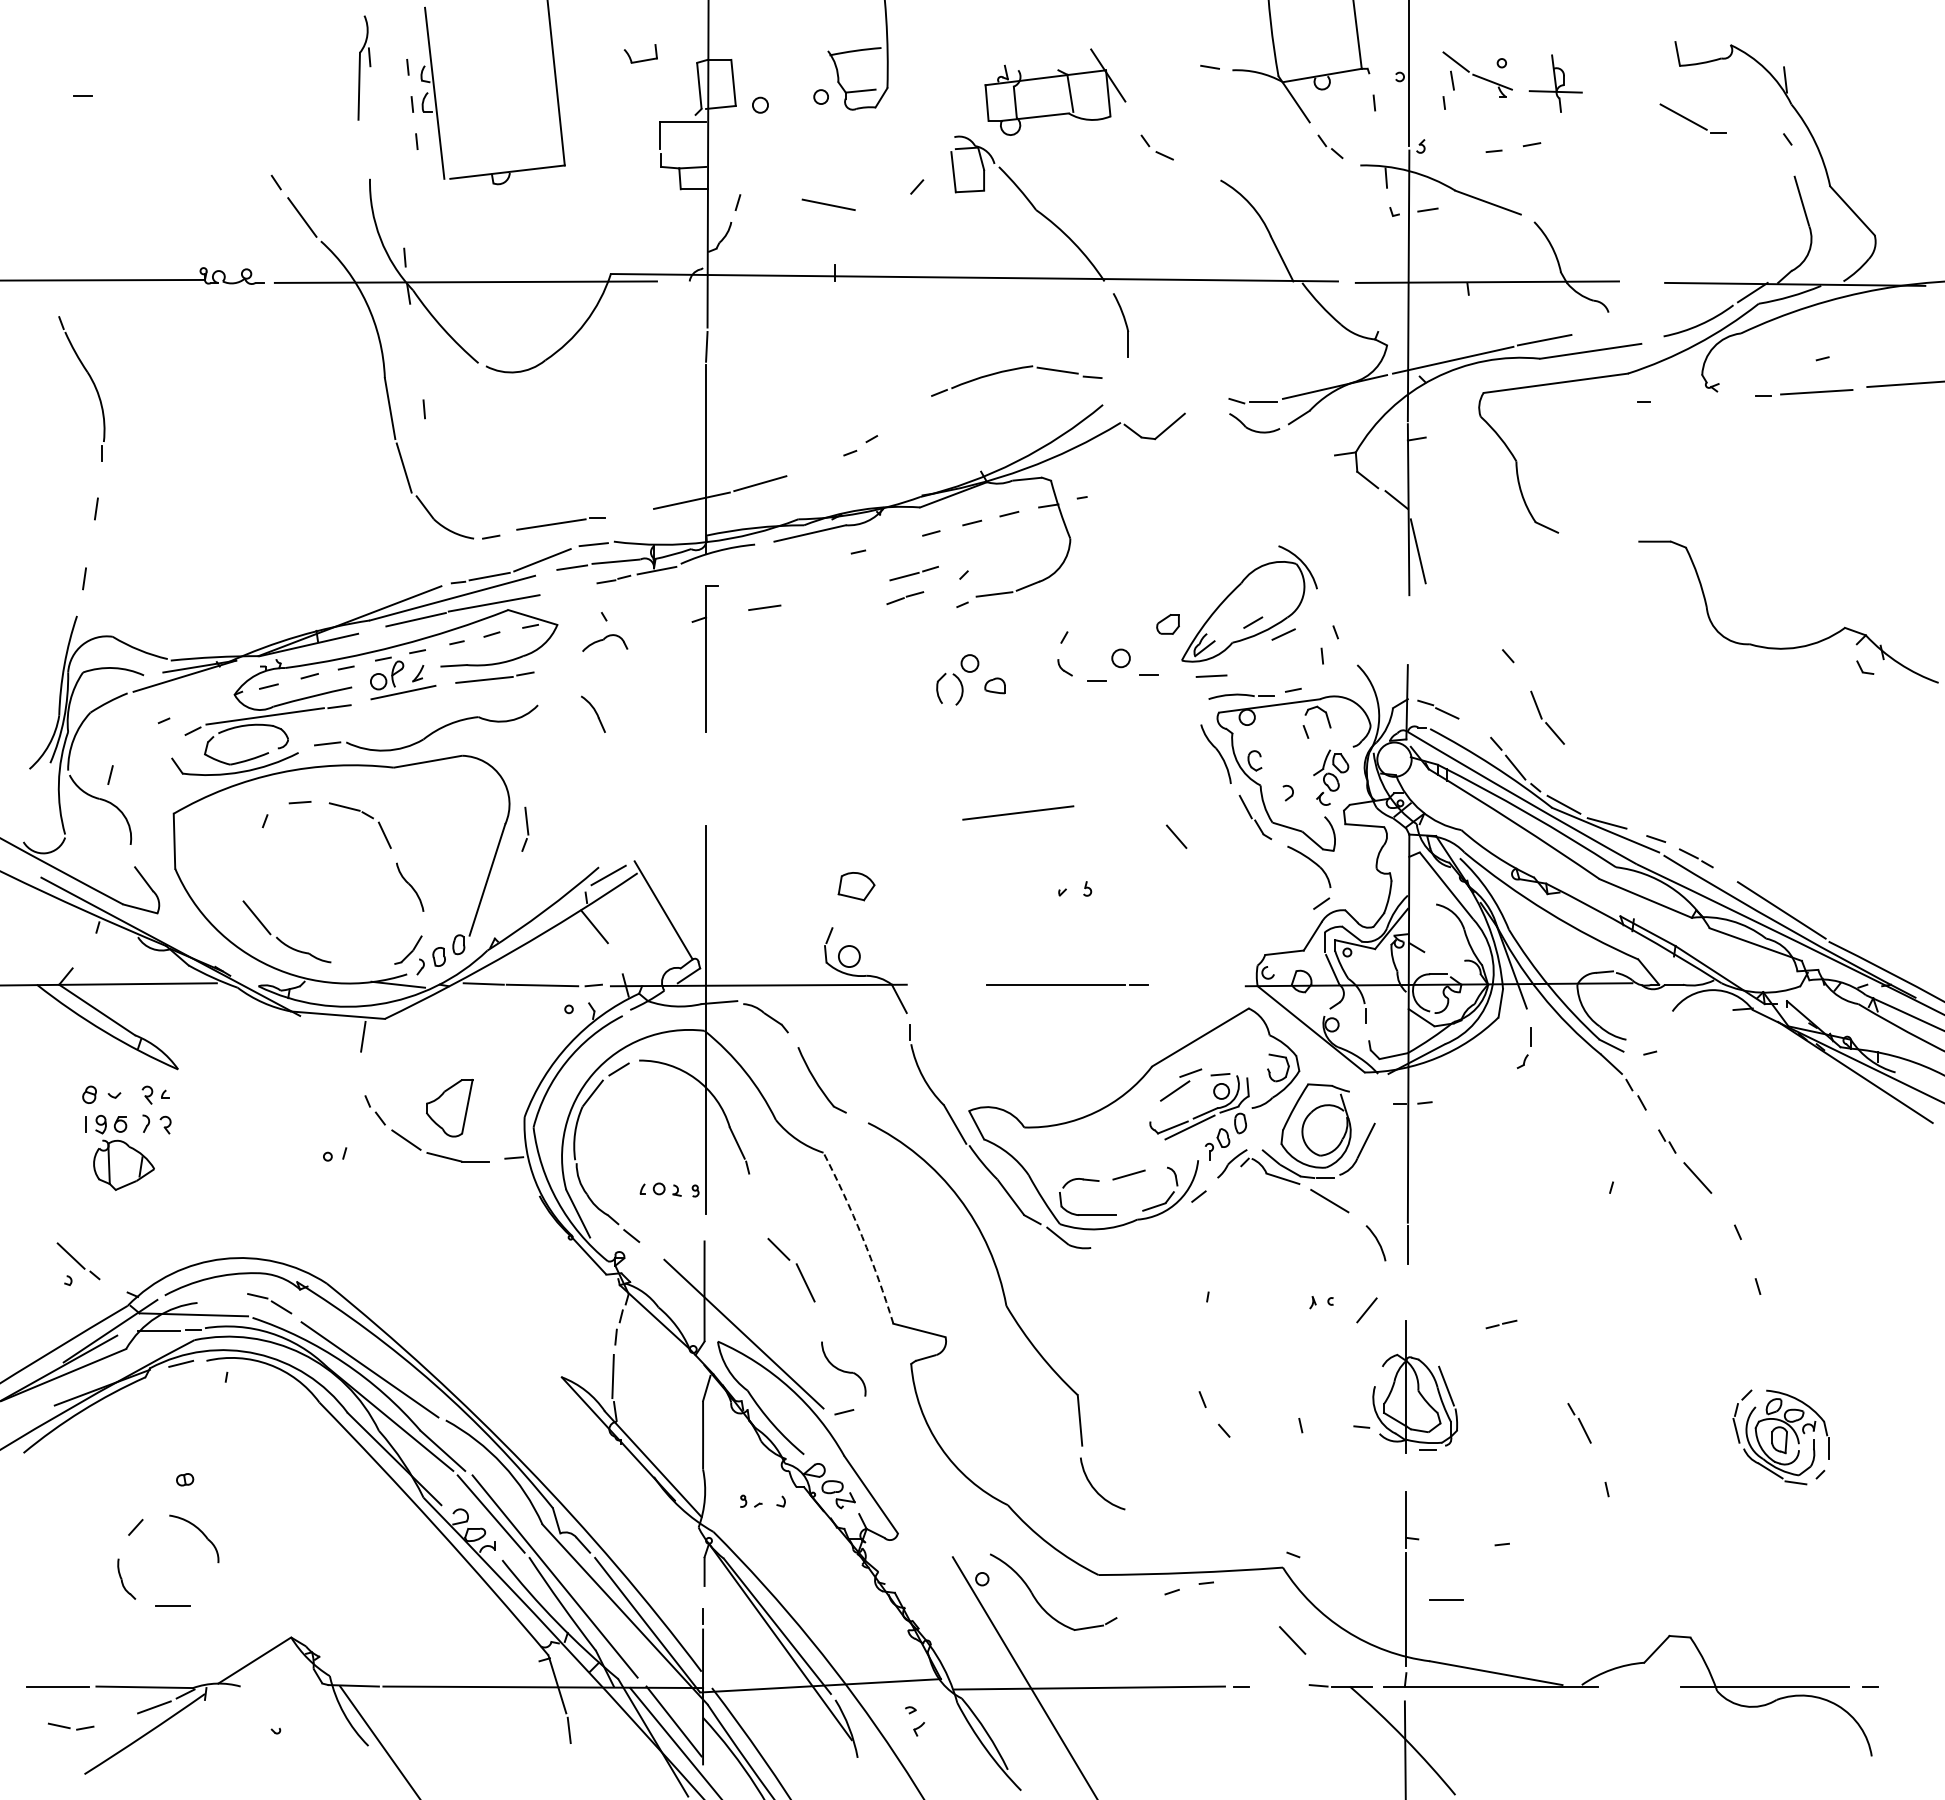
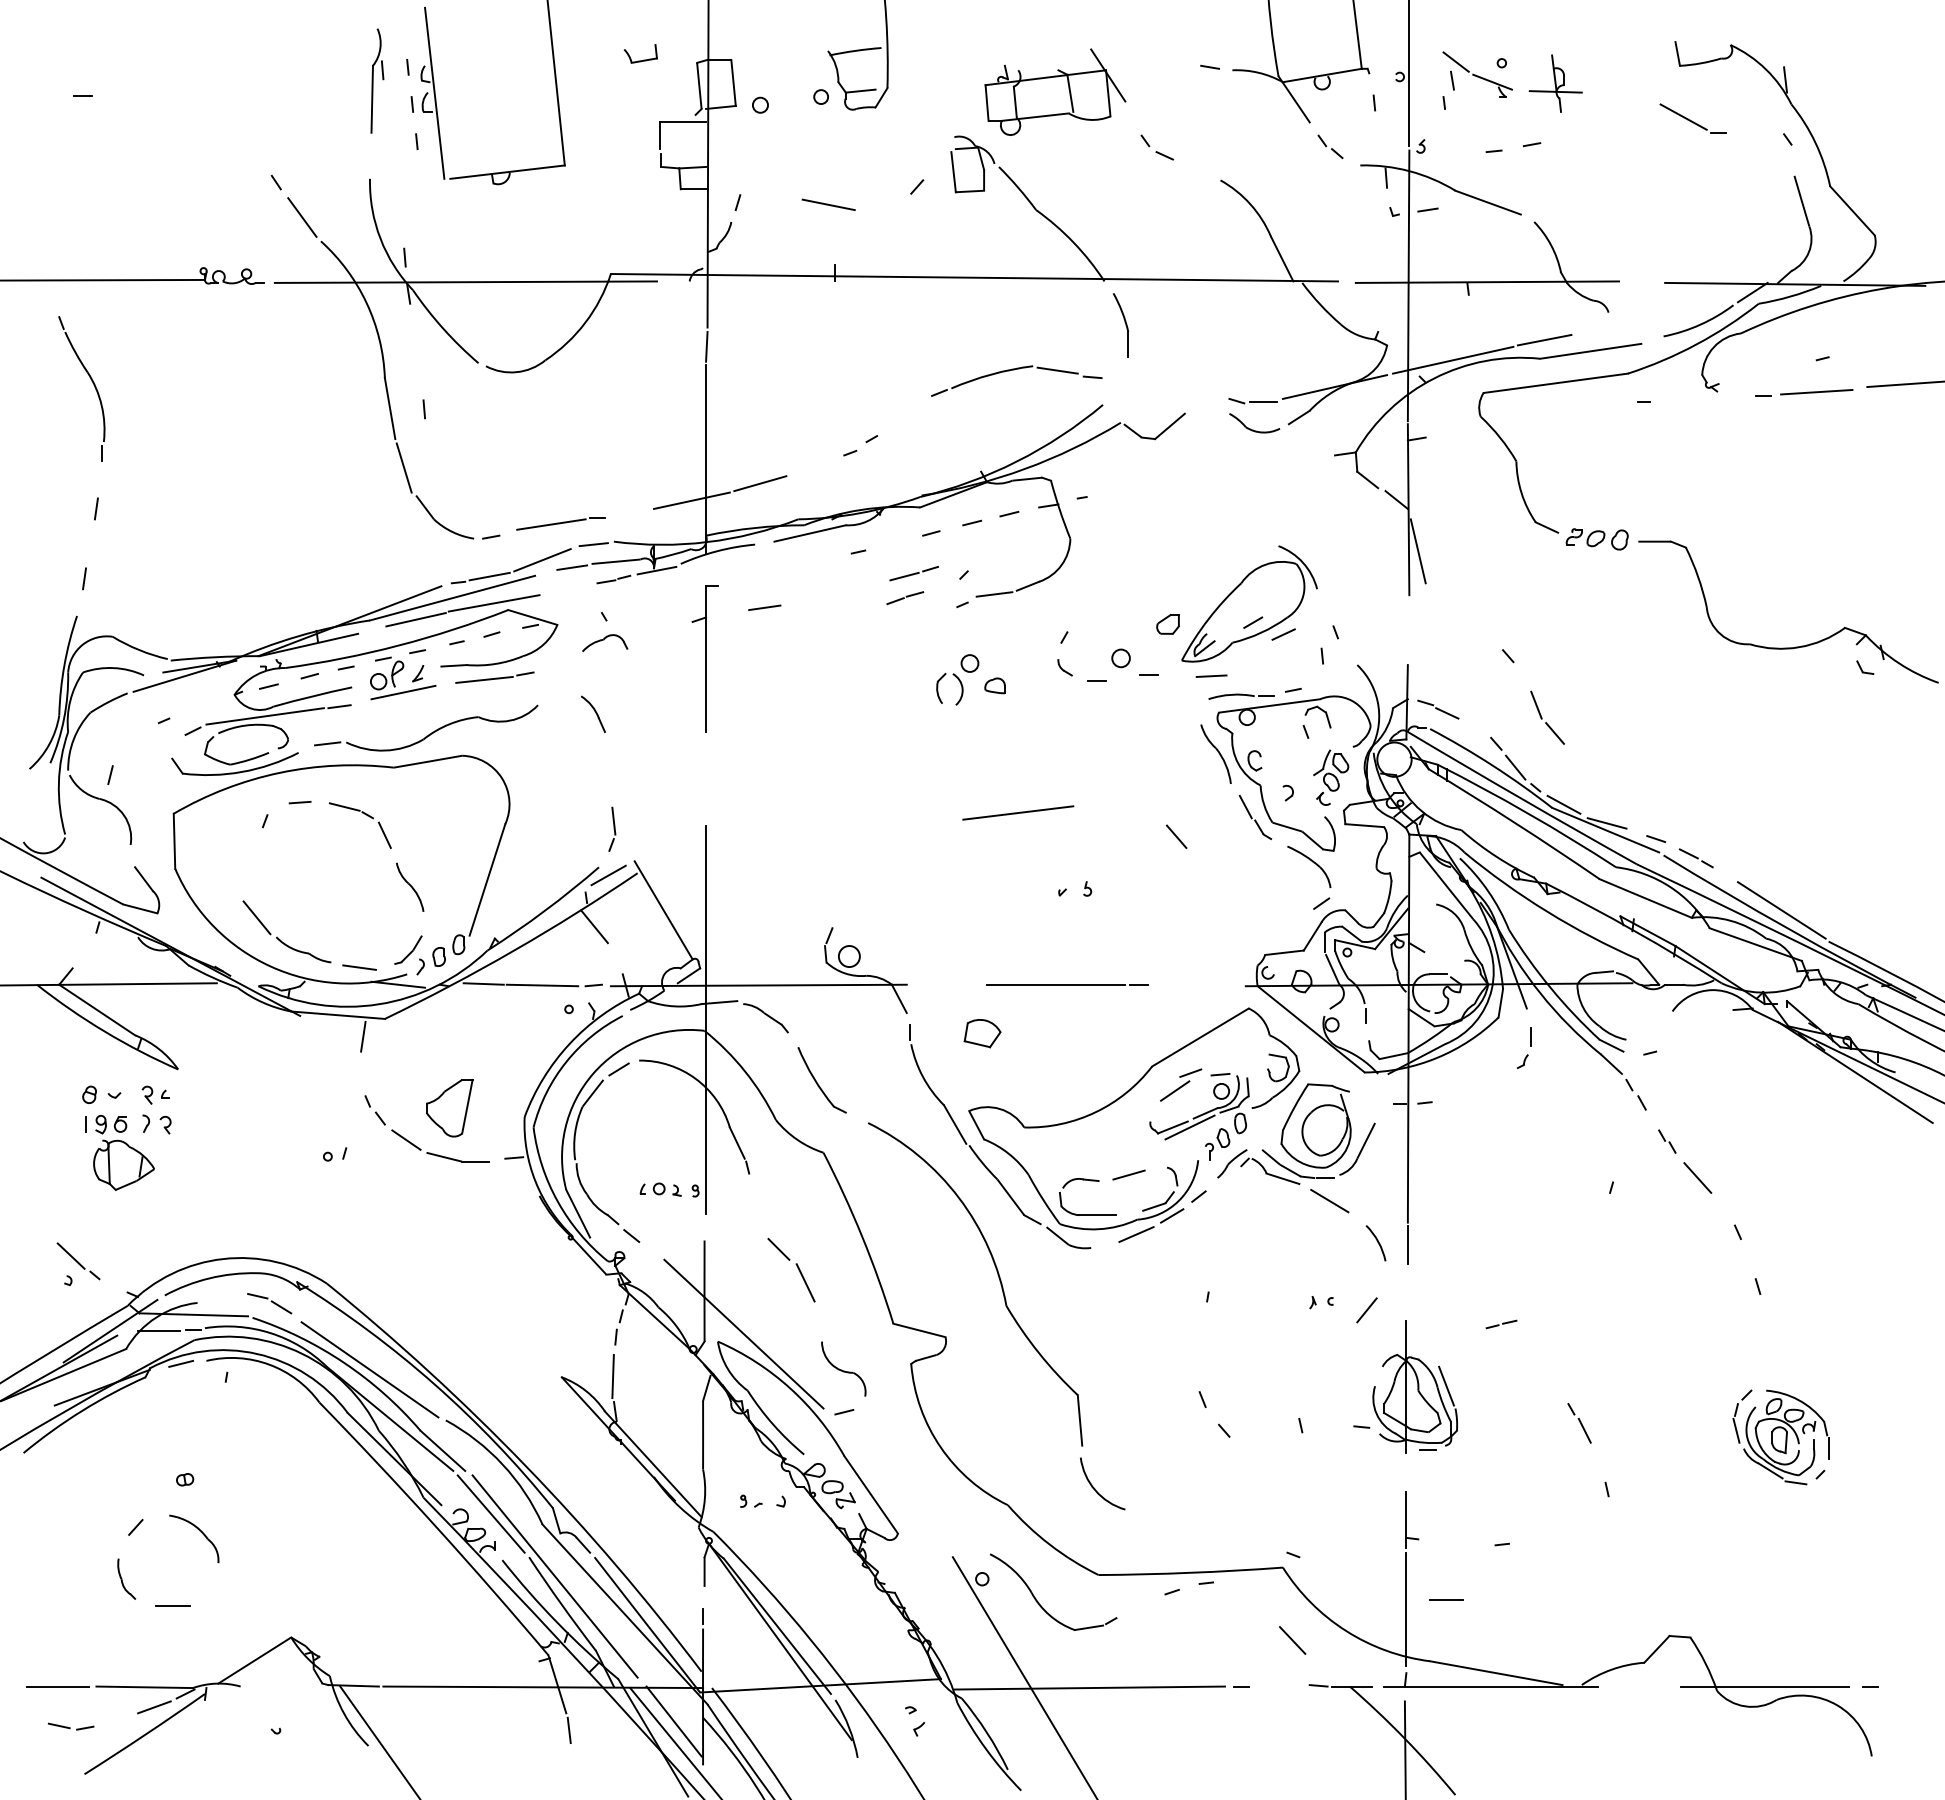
part position: (364, 67) -> (377, 80) (377, 80)
part: none -> present (1596, 539)
part position: (525, 828) -> (612, 828) (612, 828)
part position: (856, 886) -> (982, 1033) (982, 1033)
line: none -> present (359, 967)
line: none -> present (1172, 1215)
line: none -> present (1136, 1234)
arc: dashed -> solid (862, 1236)
